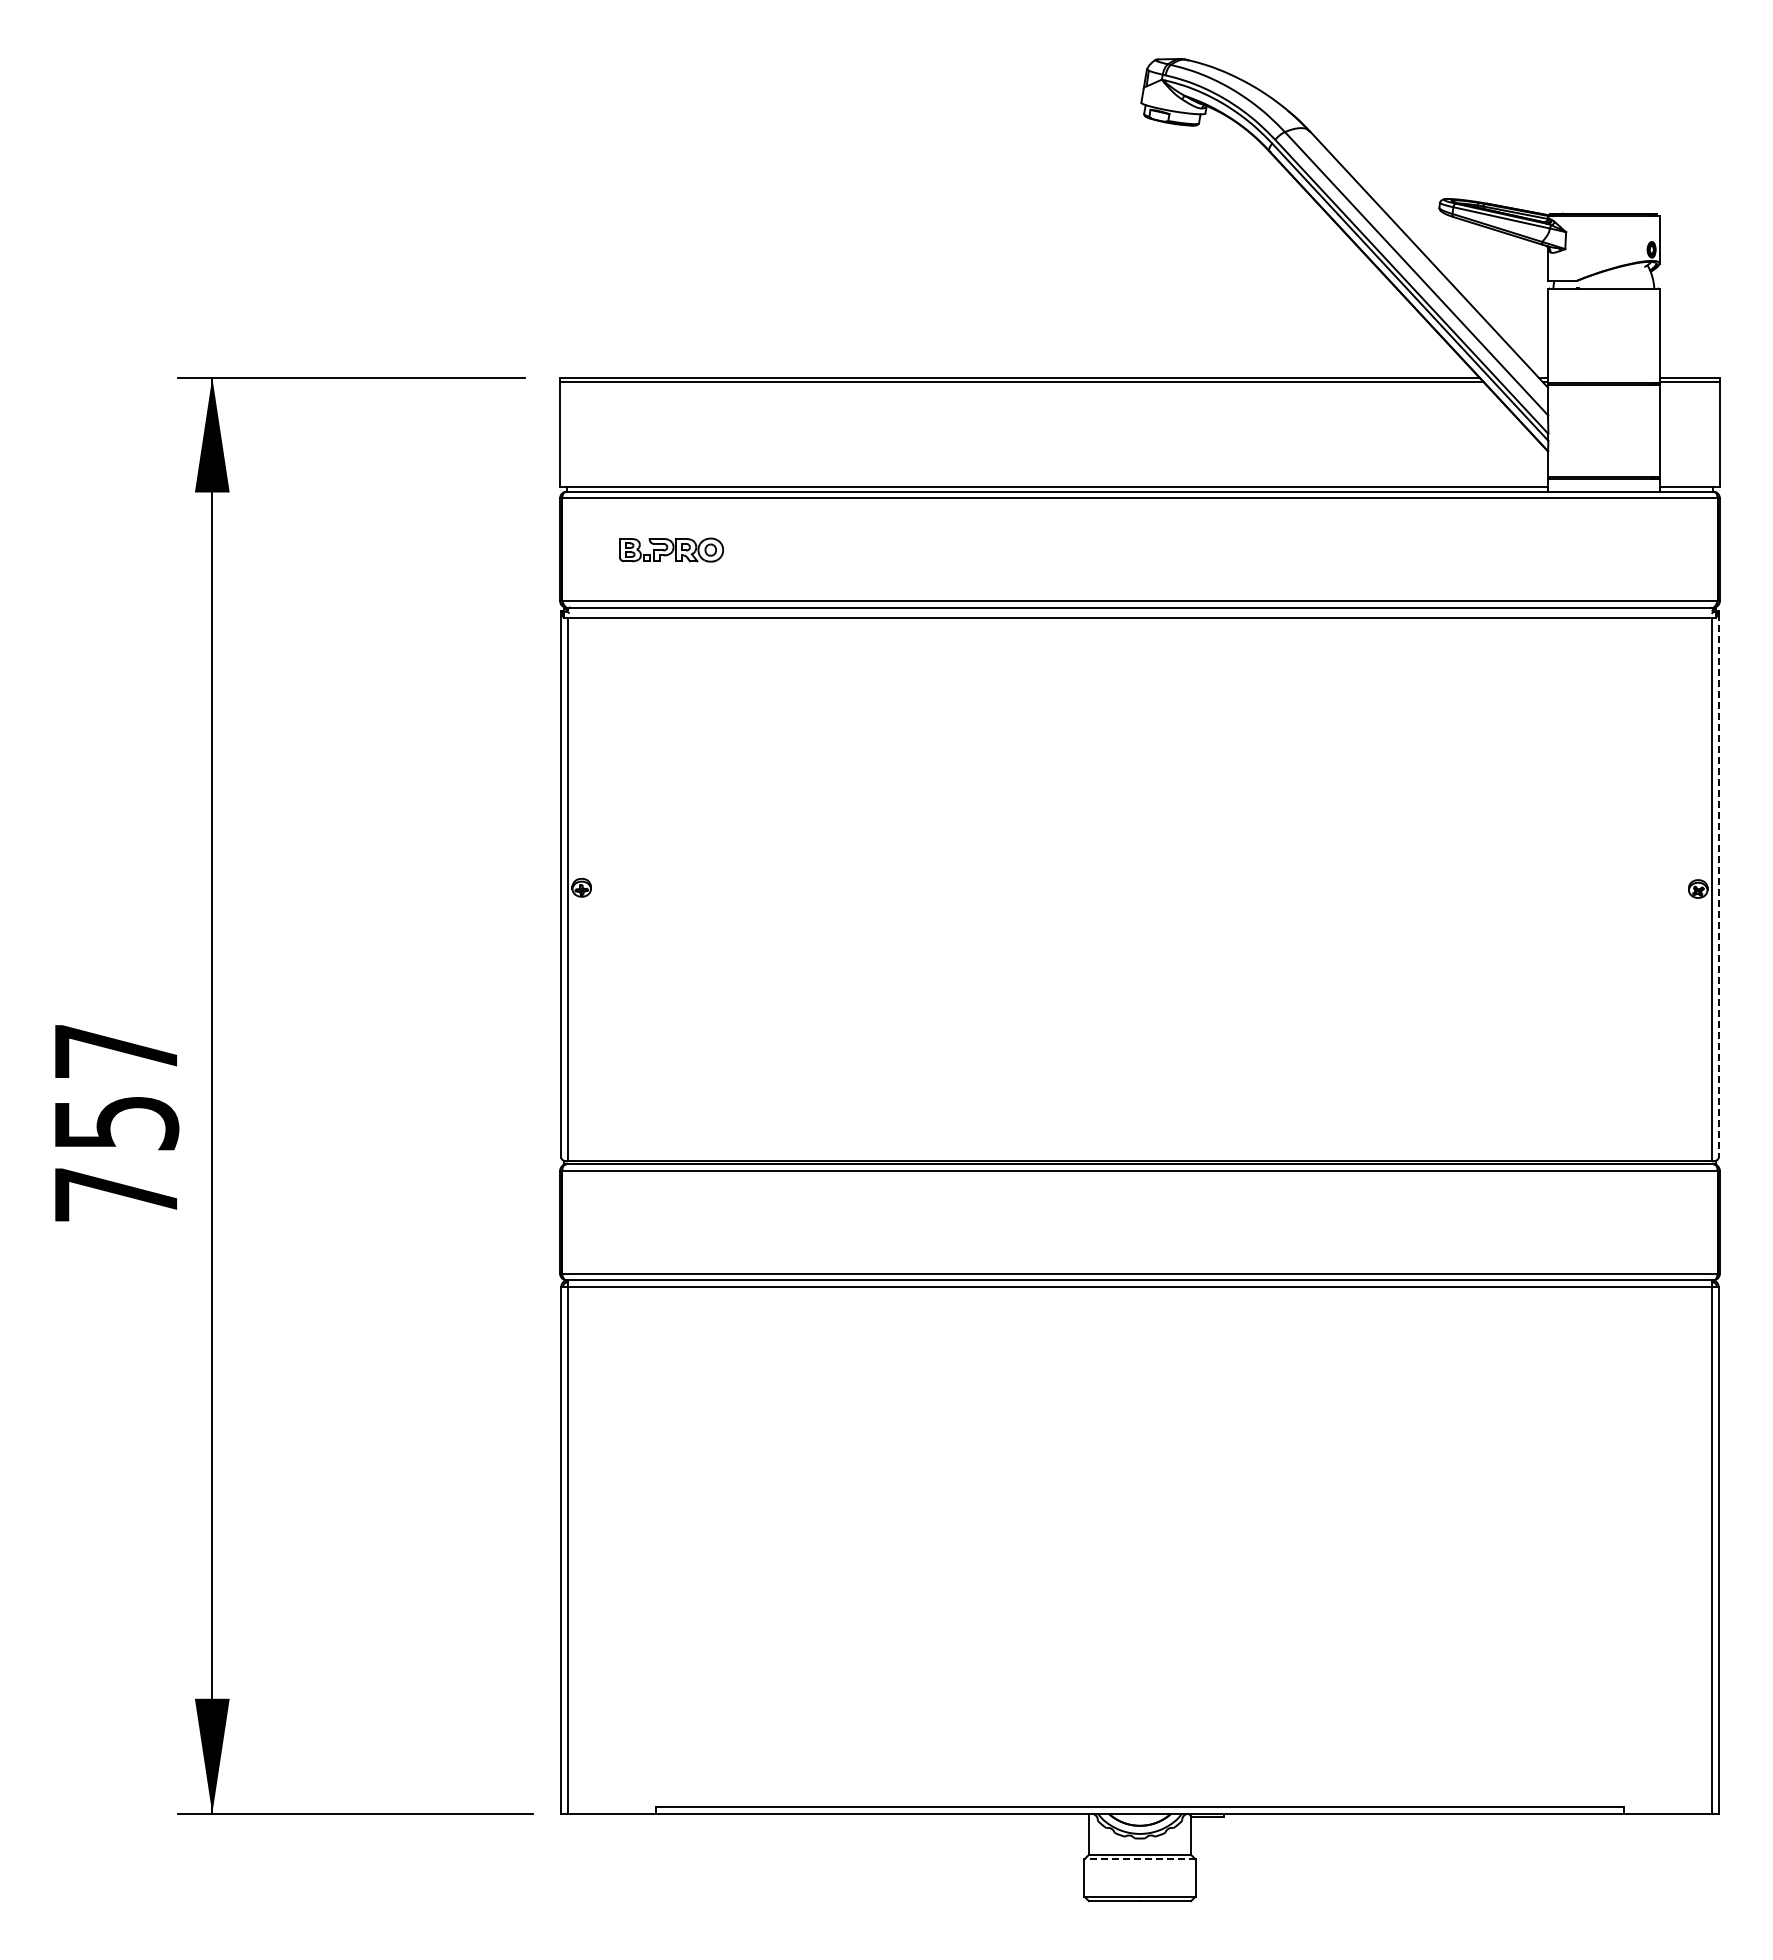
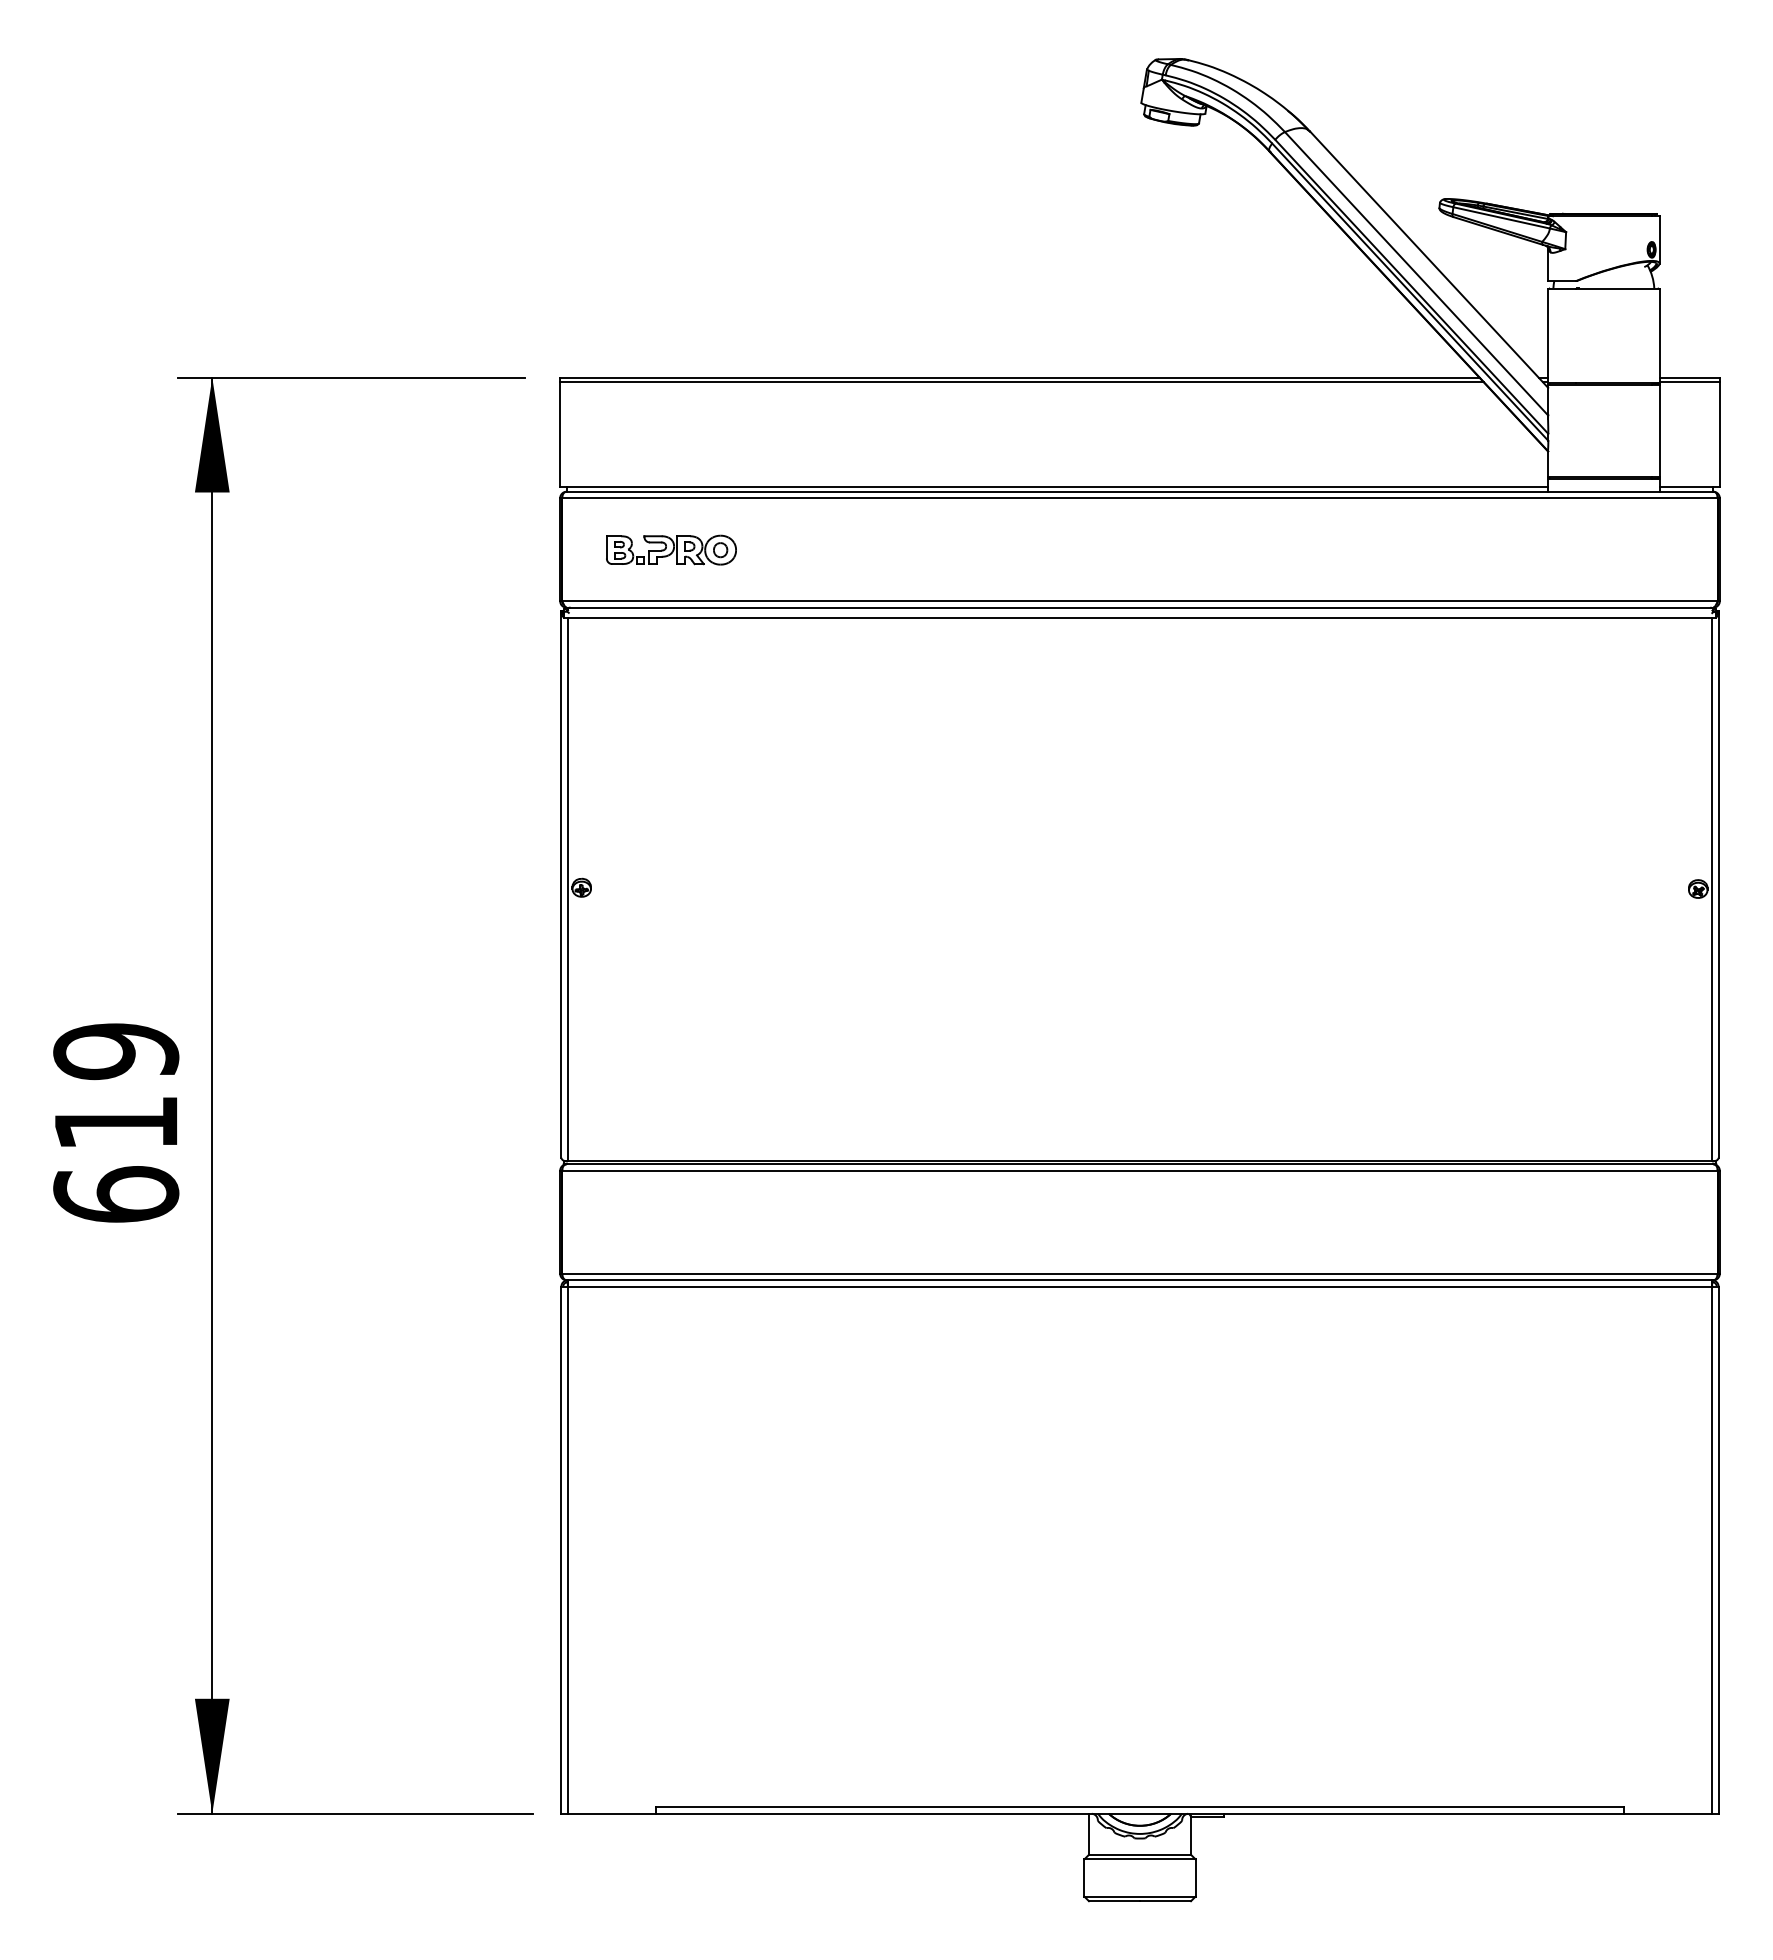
part size: 107x26 px -> 131x32 px (671, 549)
line: dashed -> solid (1718, 886)
text: 757 -> 619 (116, 1122)
line: dashed -> solid (1140, 1859)
